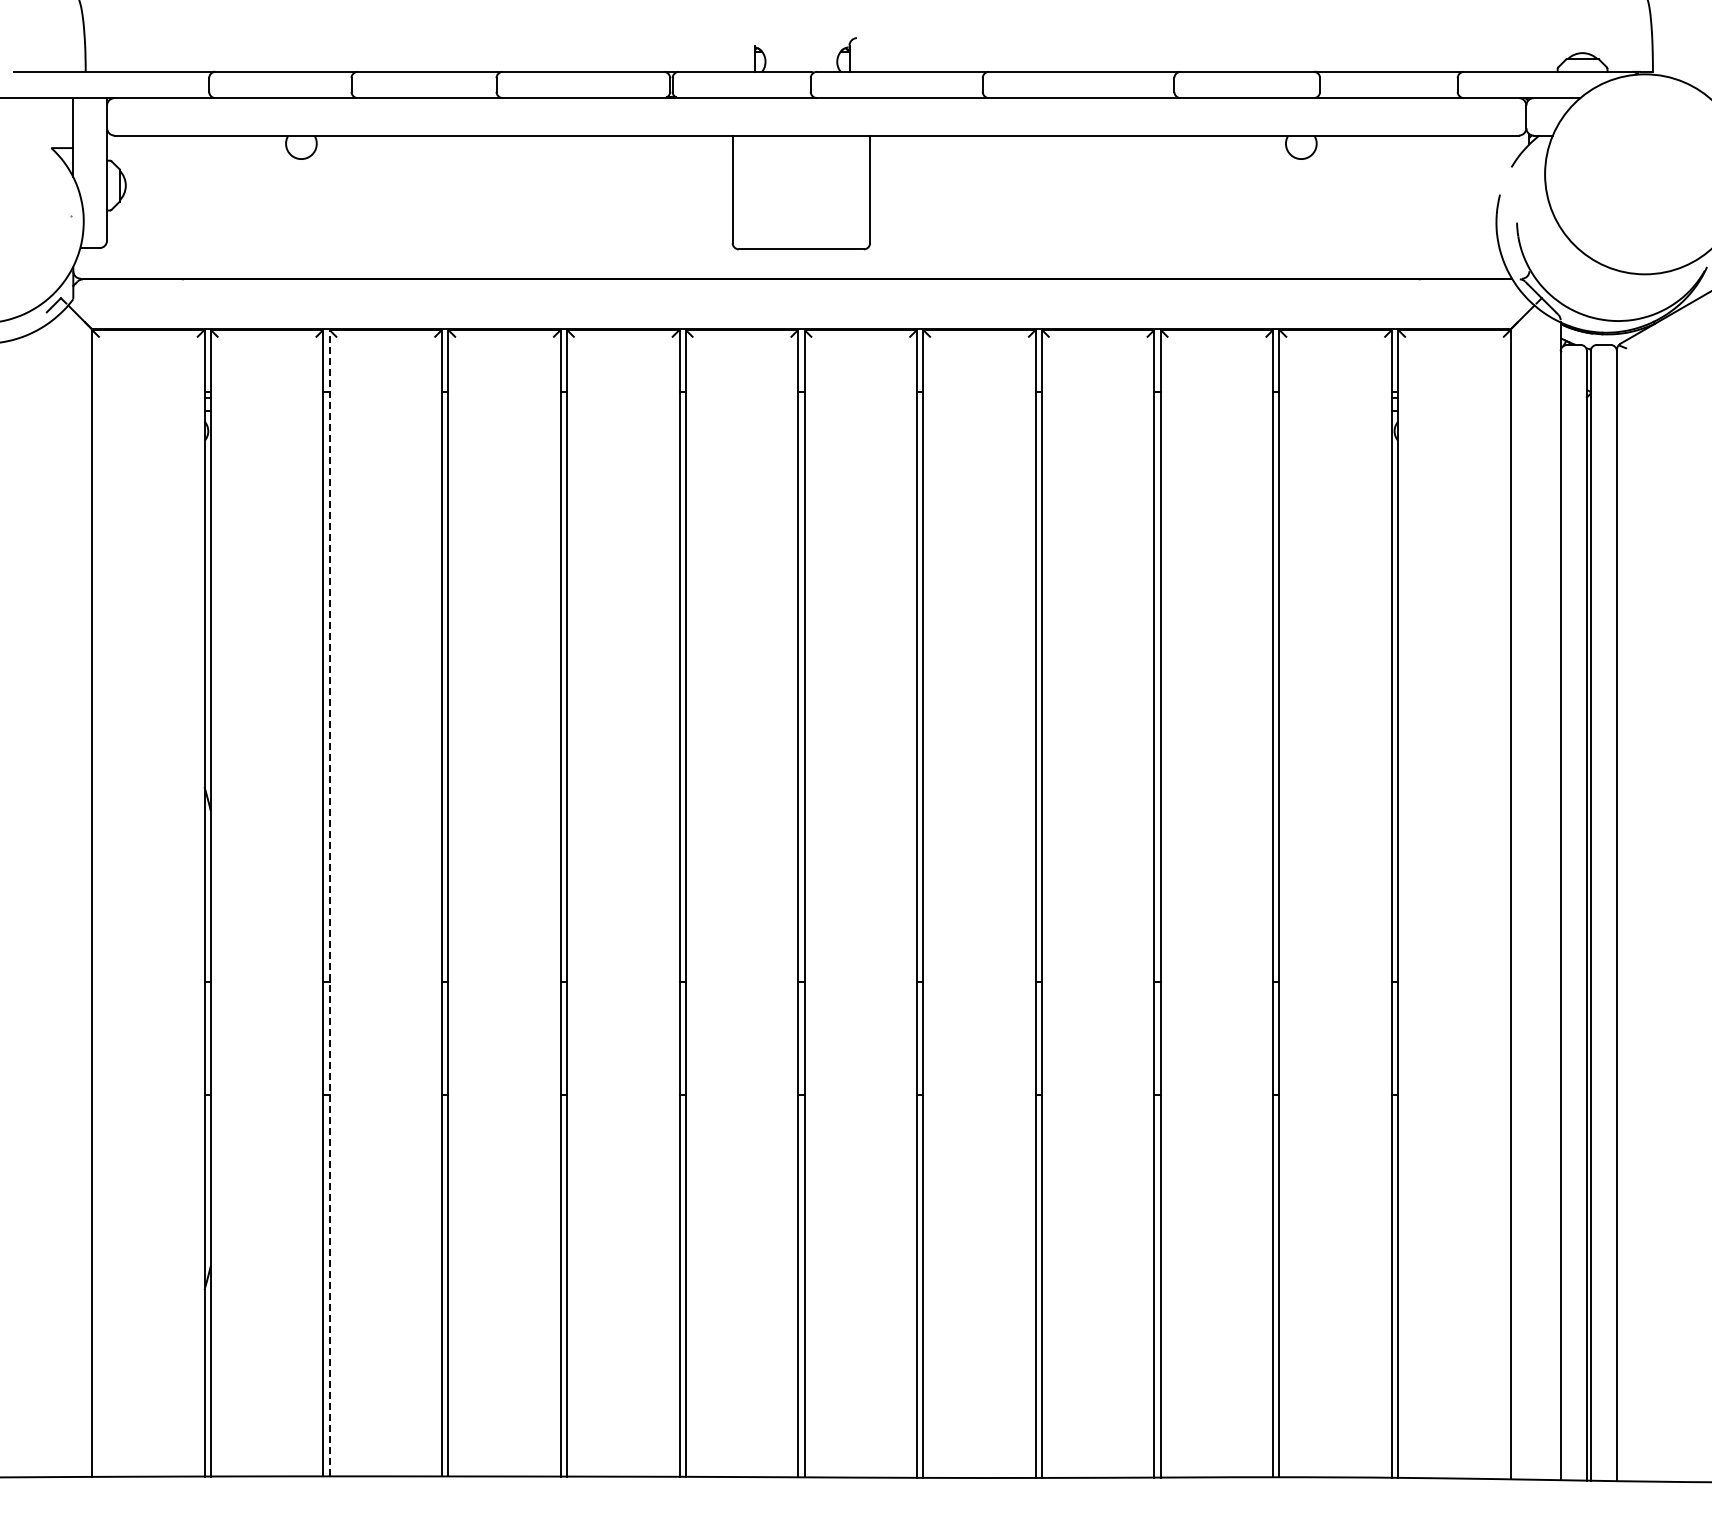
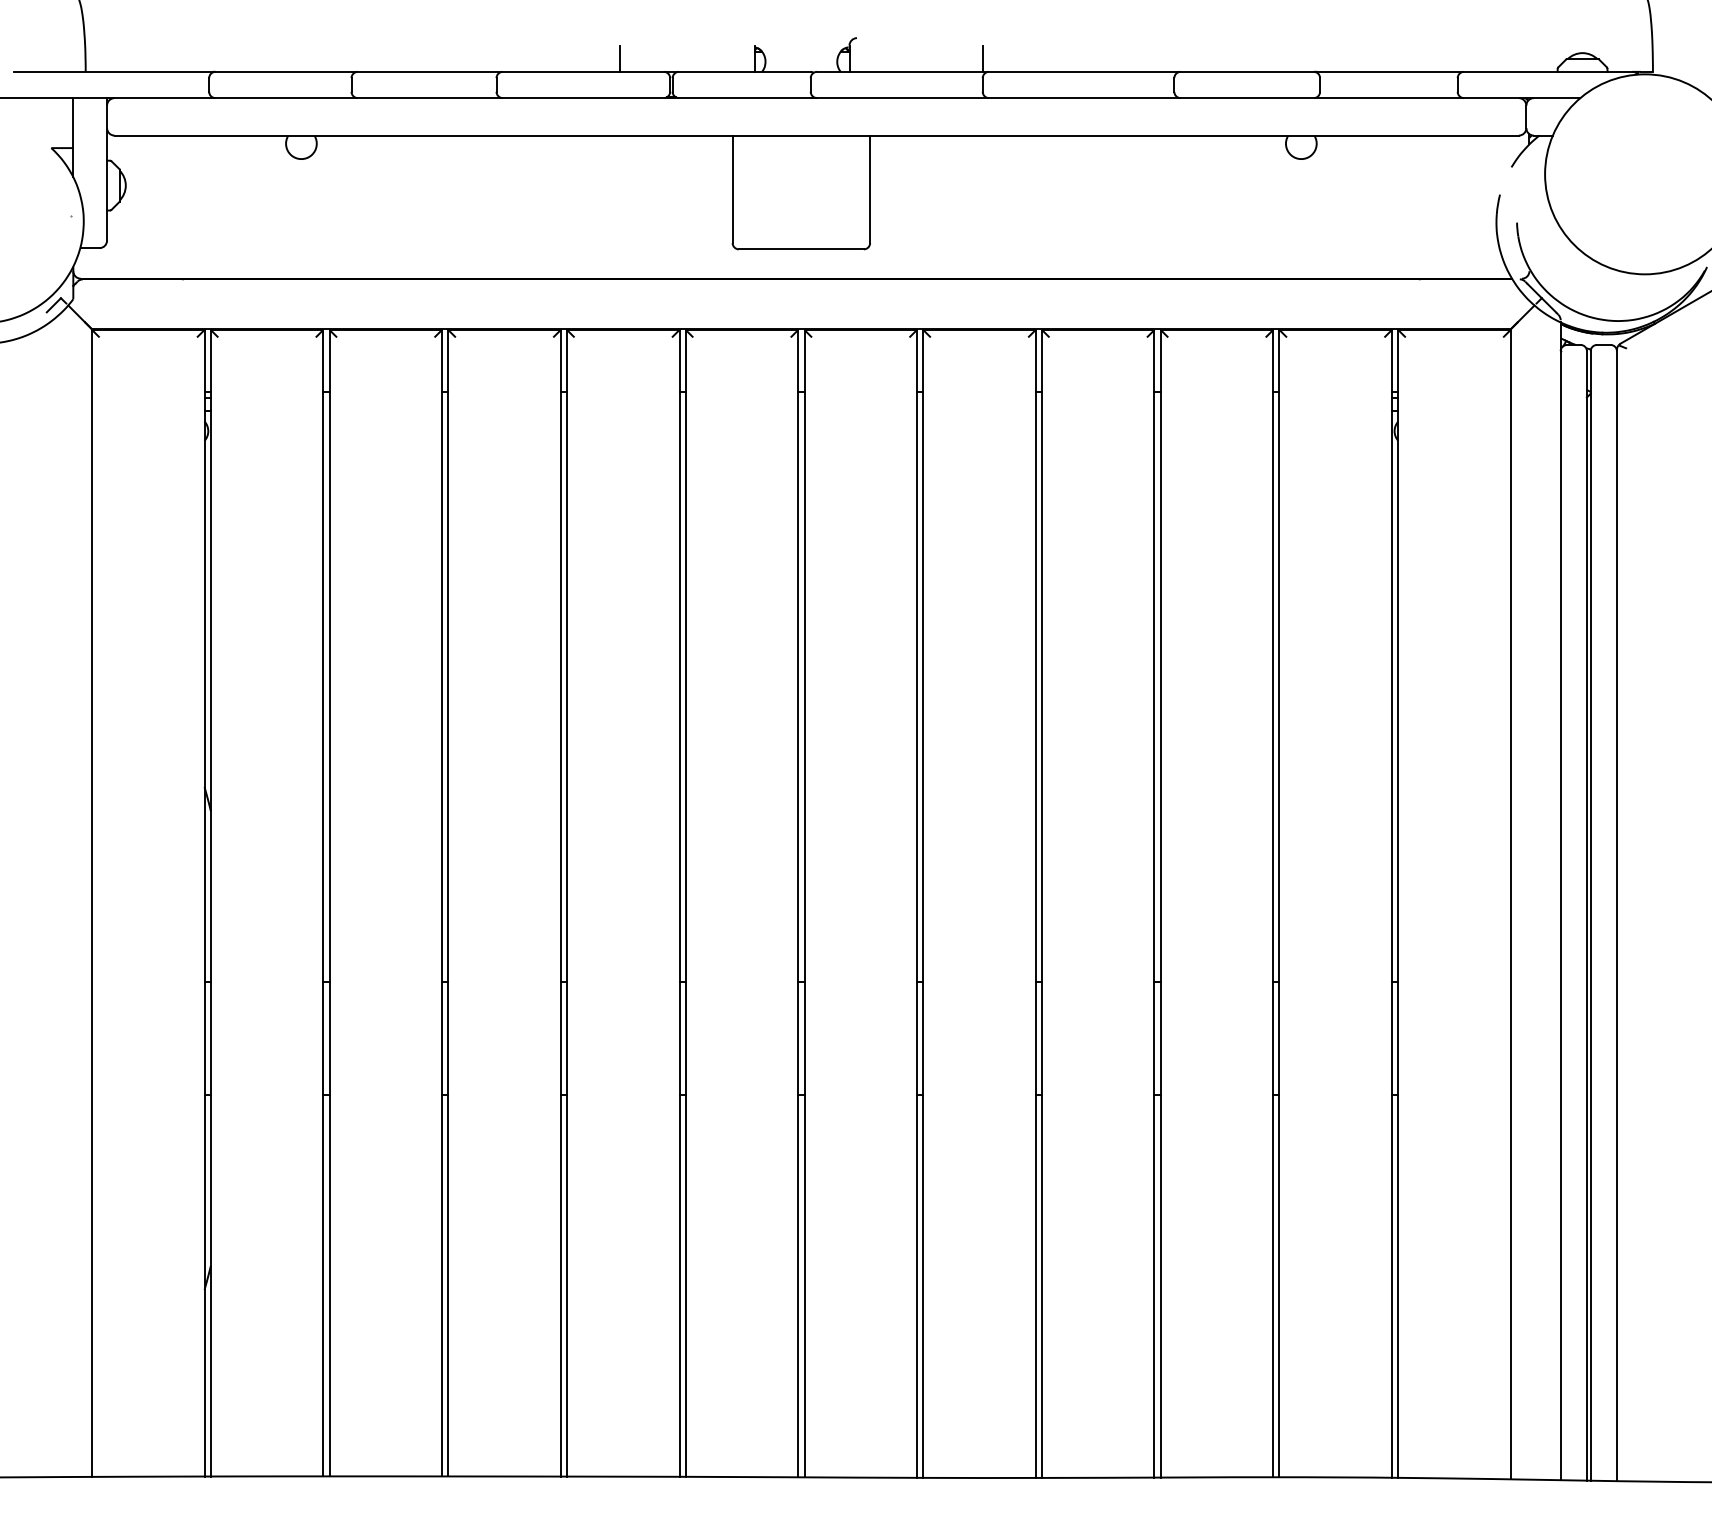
line: none -> present (620, 58)
line: none -> present (982, 58)
line: dashed -> solid (329, 902)
